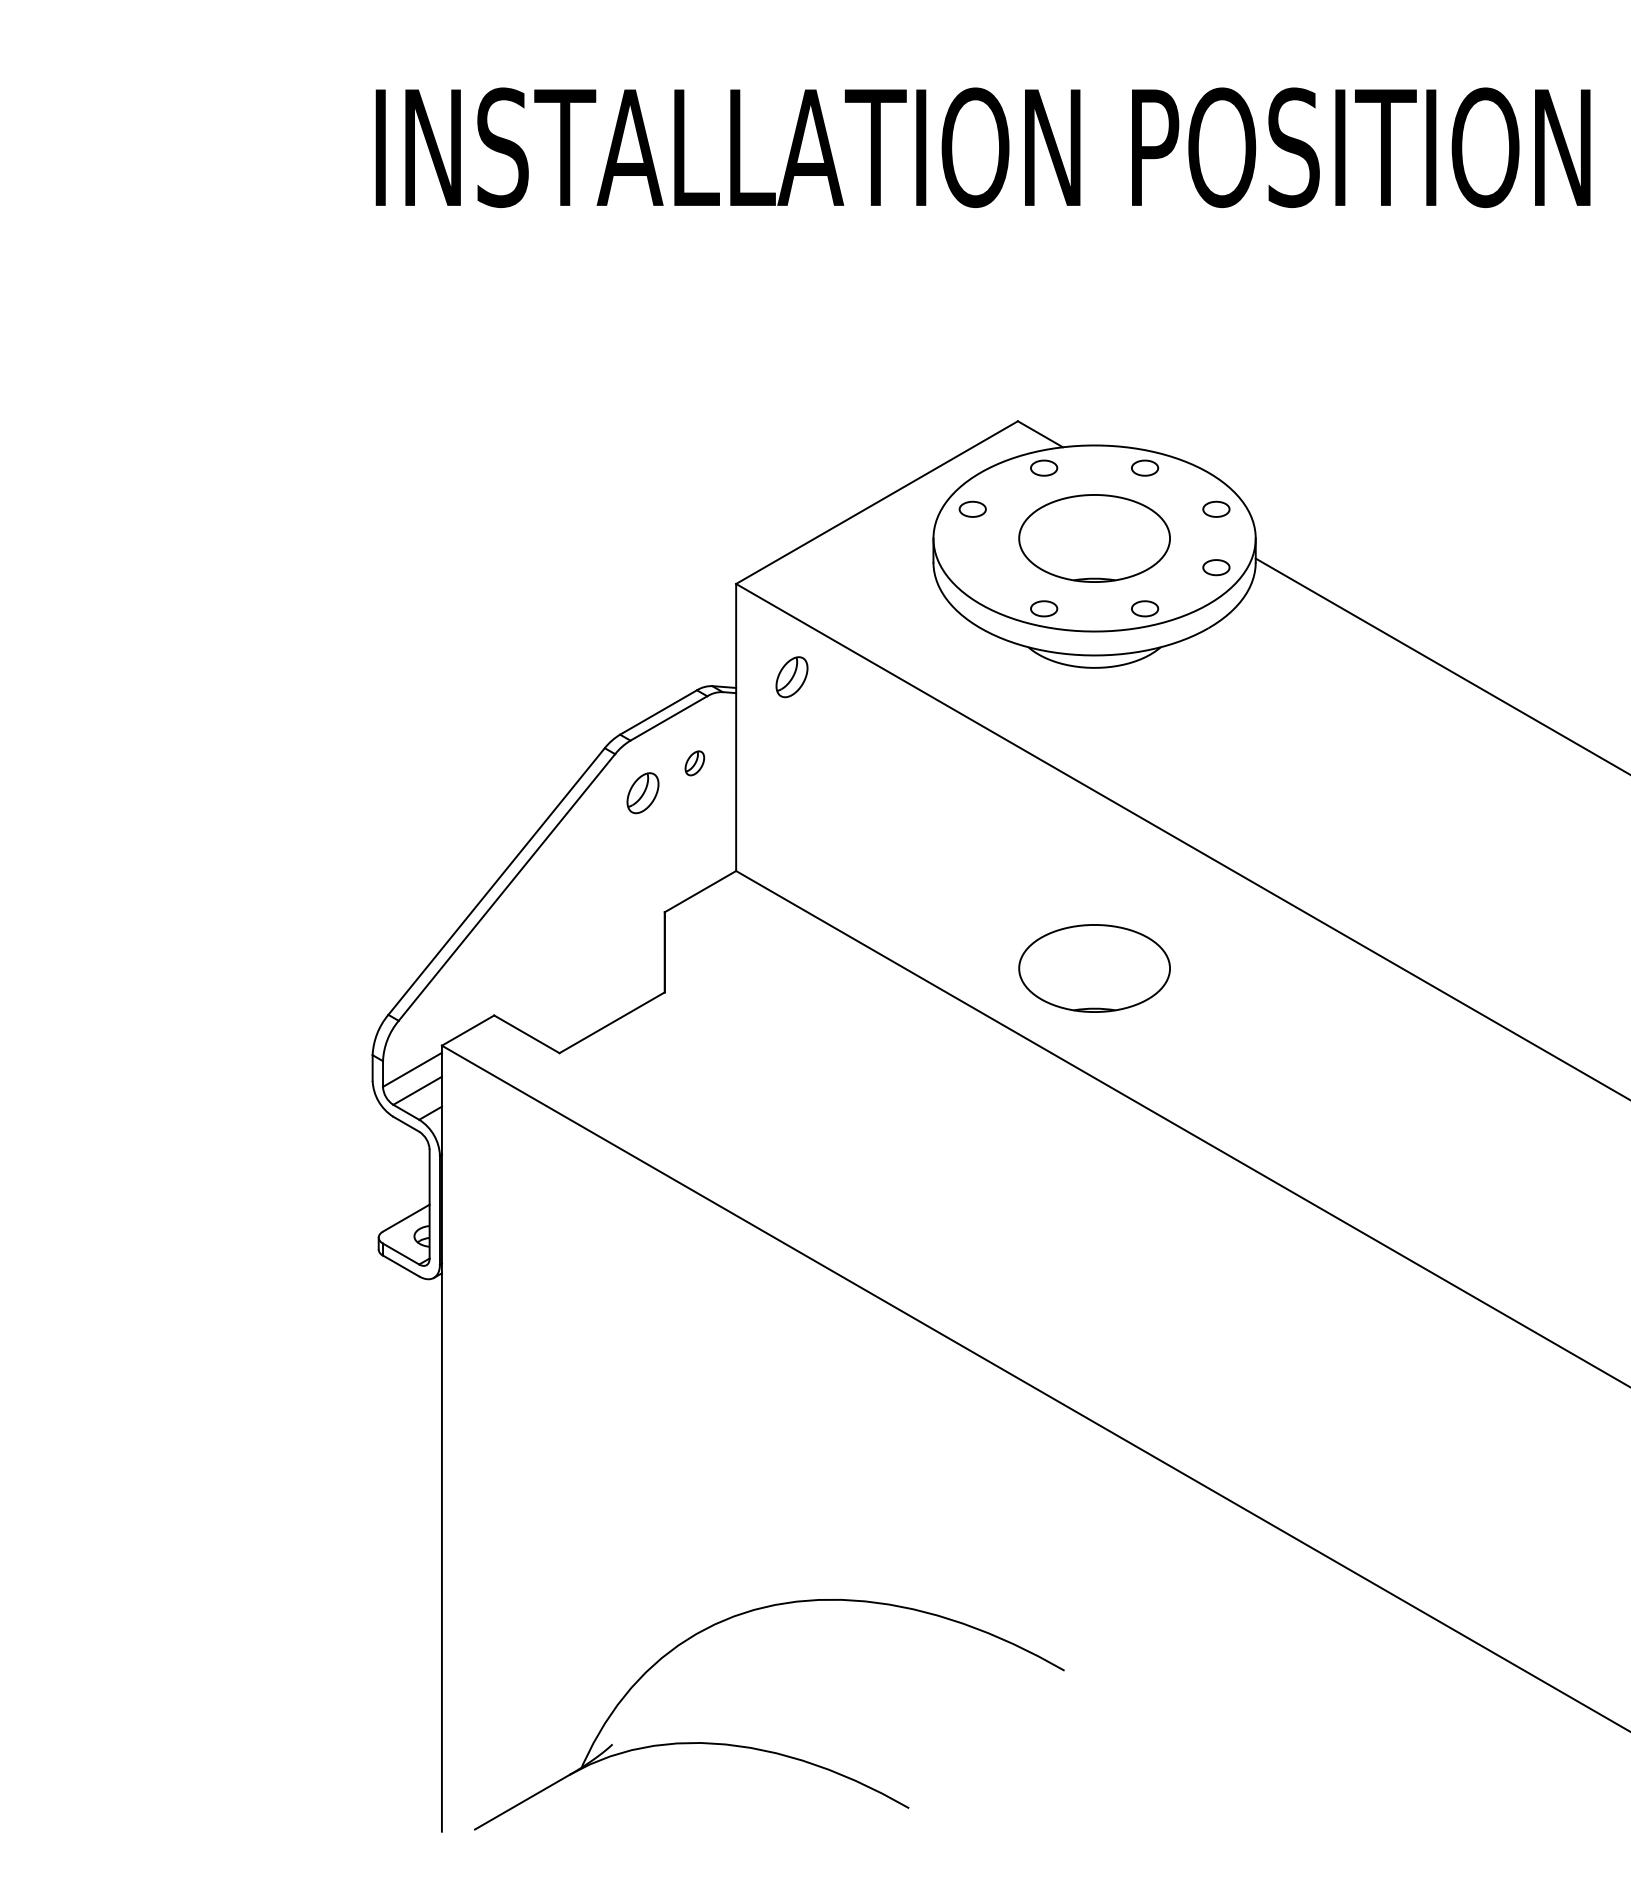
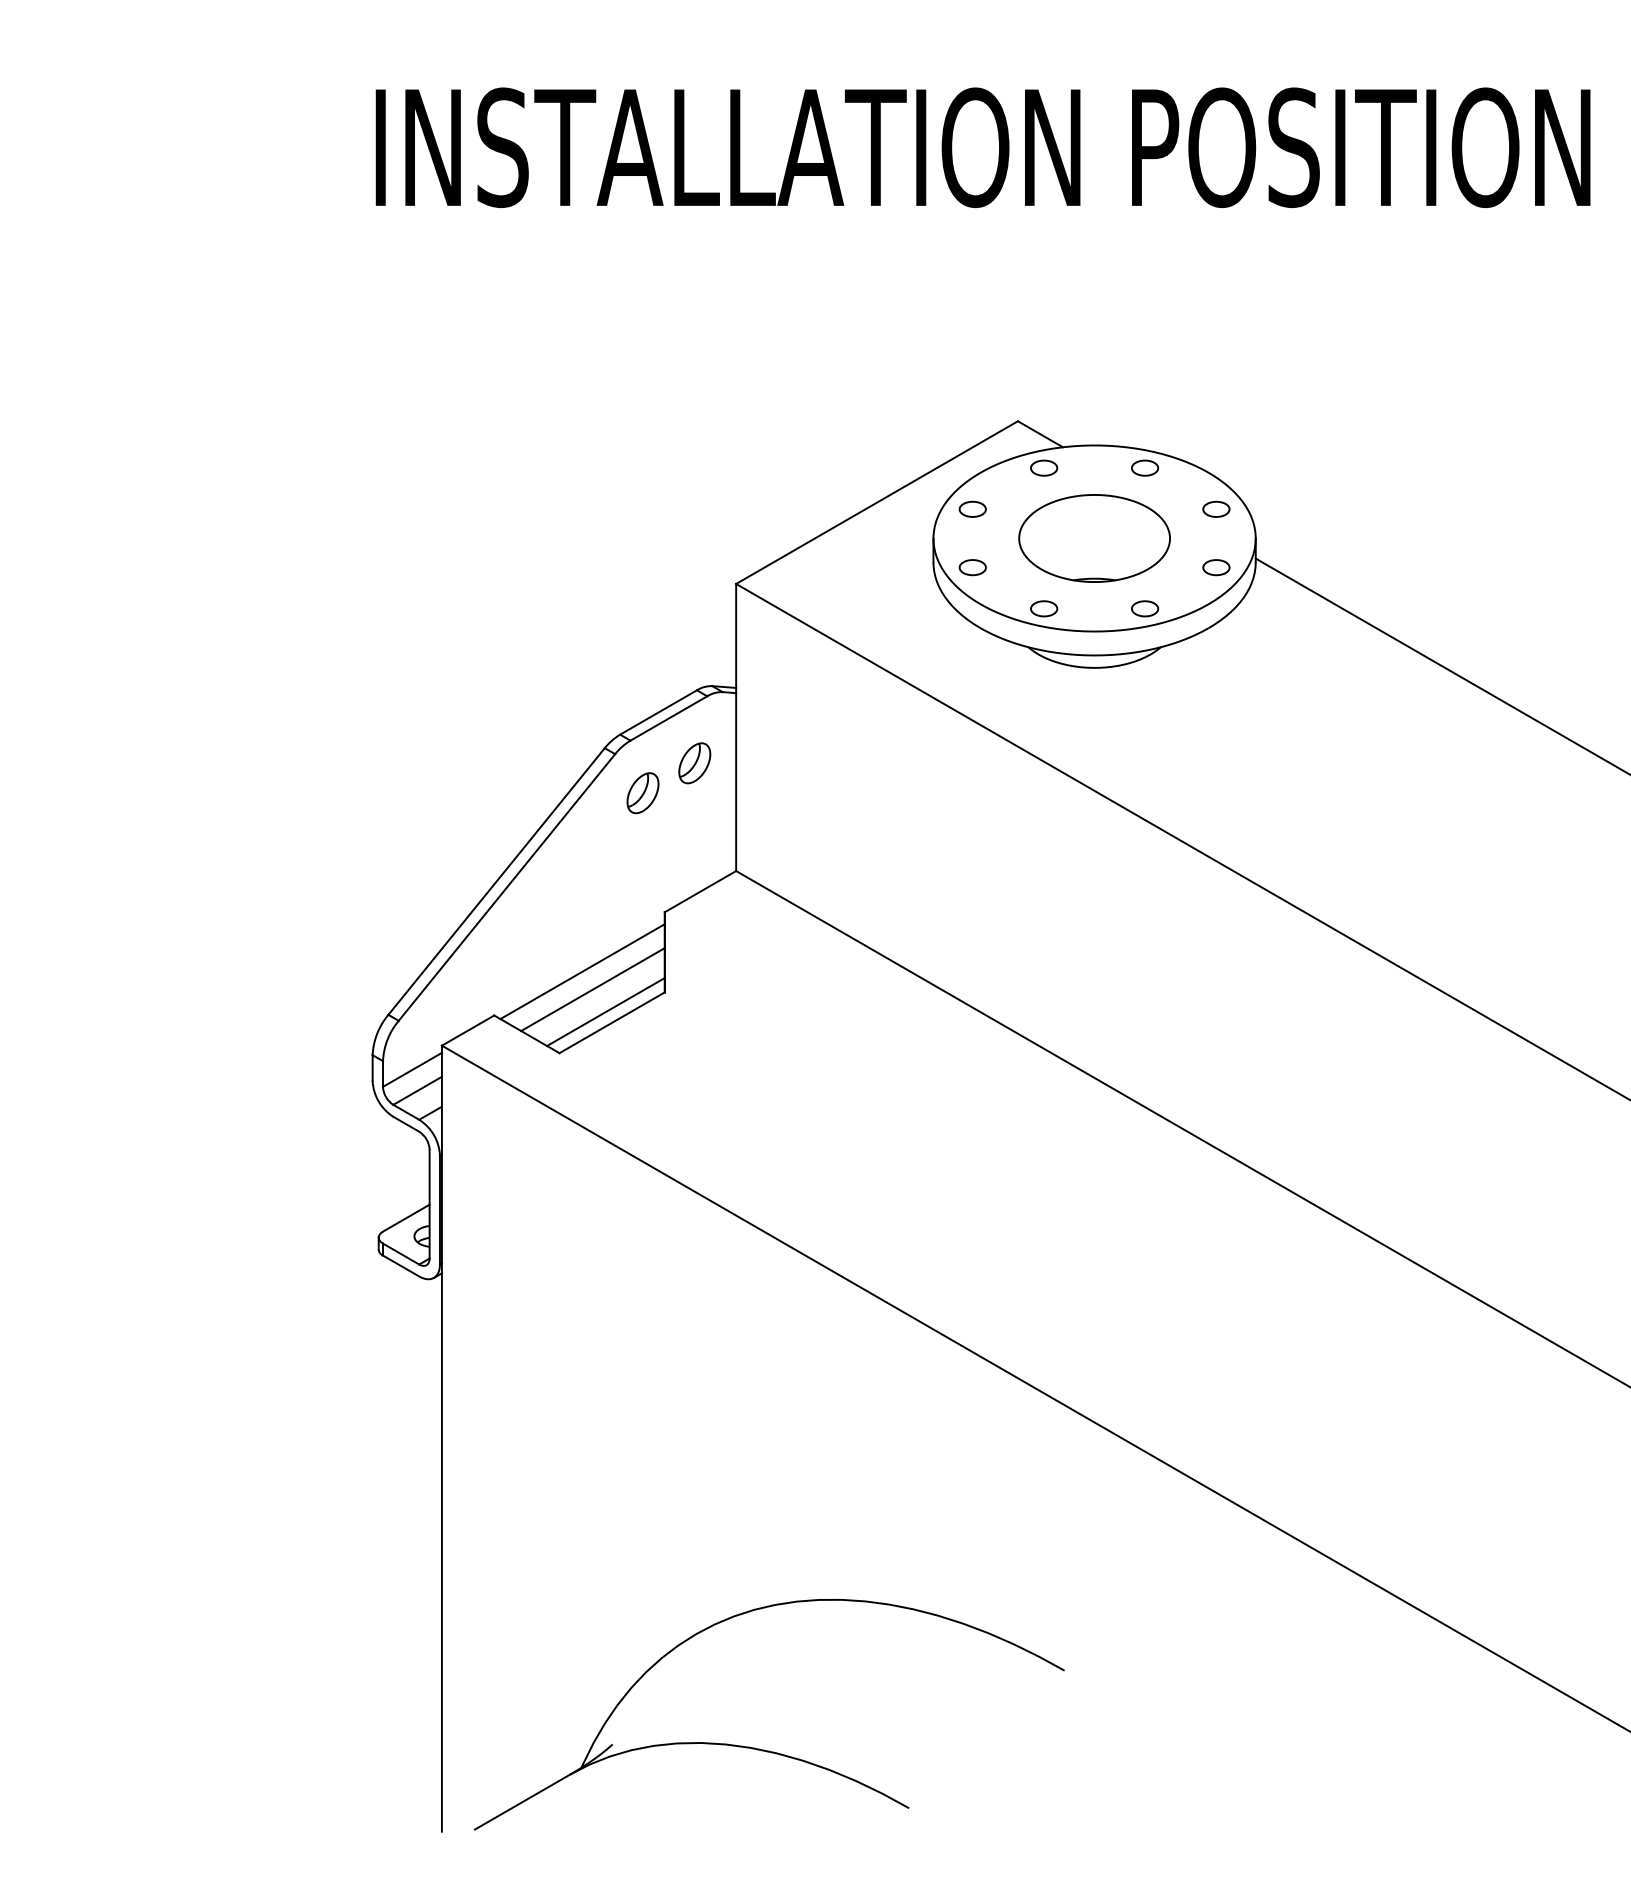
part: none -> present (972, 567)
part: present -> none (791, 677)
part size: 22x27 px -> 34x43 px (694, 763)
part: present -> none (1094, 968)
line: none -> present (582, 971)
line: none -> present (592, 989)
line: none -> present (605, 1012)
